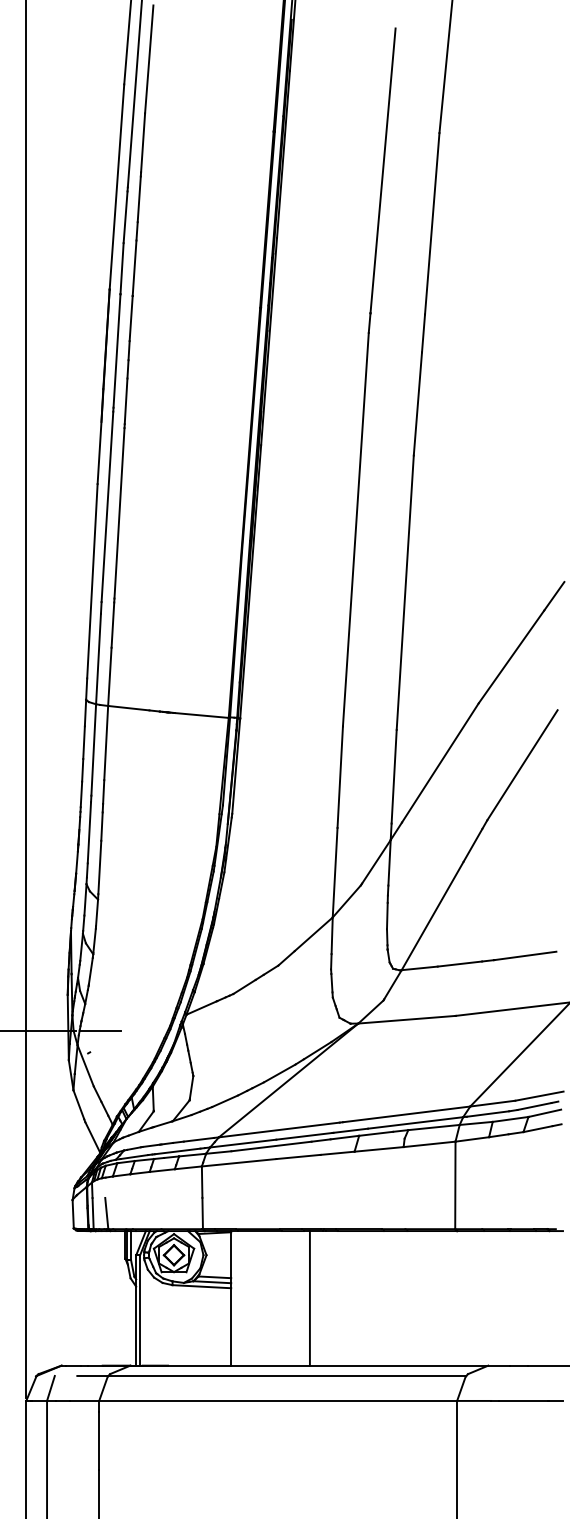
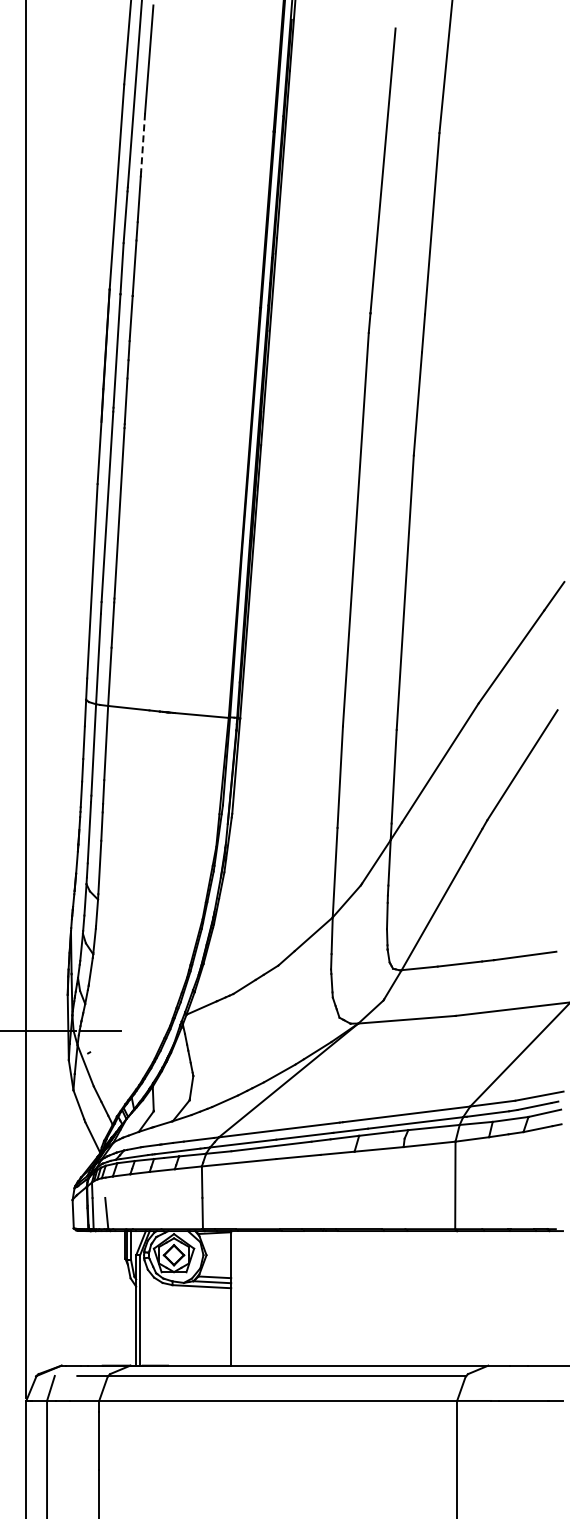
line: solid -> dashed (143, 142)
line: present -> none (309, 1298)
